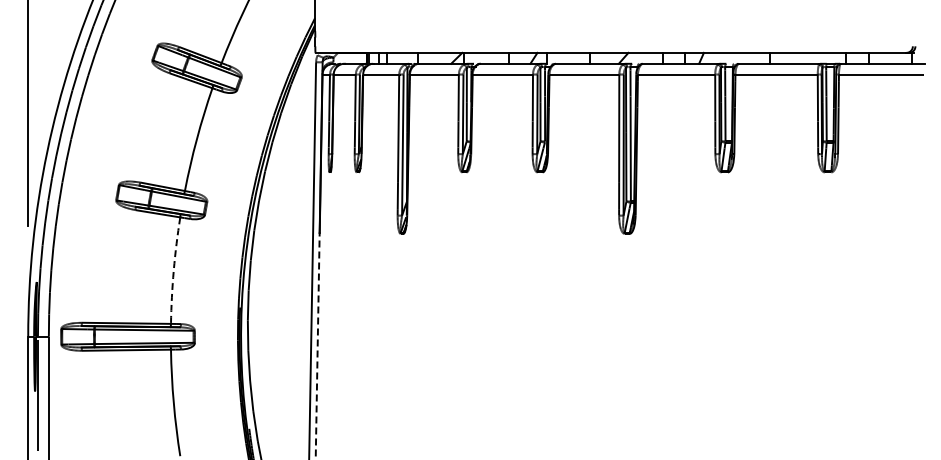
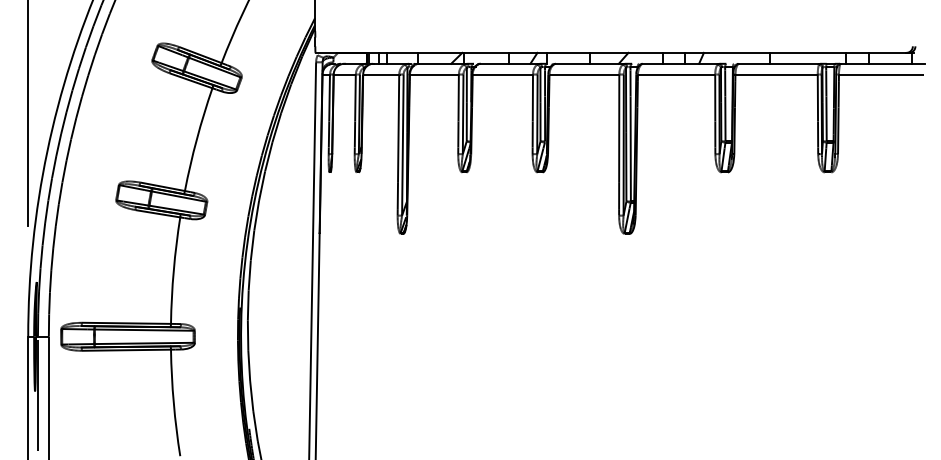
arc: dashed -> solid (173, 270)
line: dashed -> solid (317, 346)
